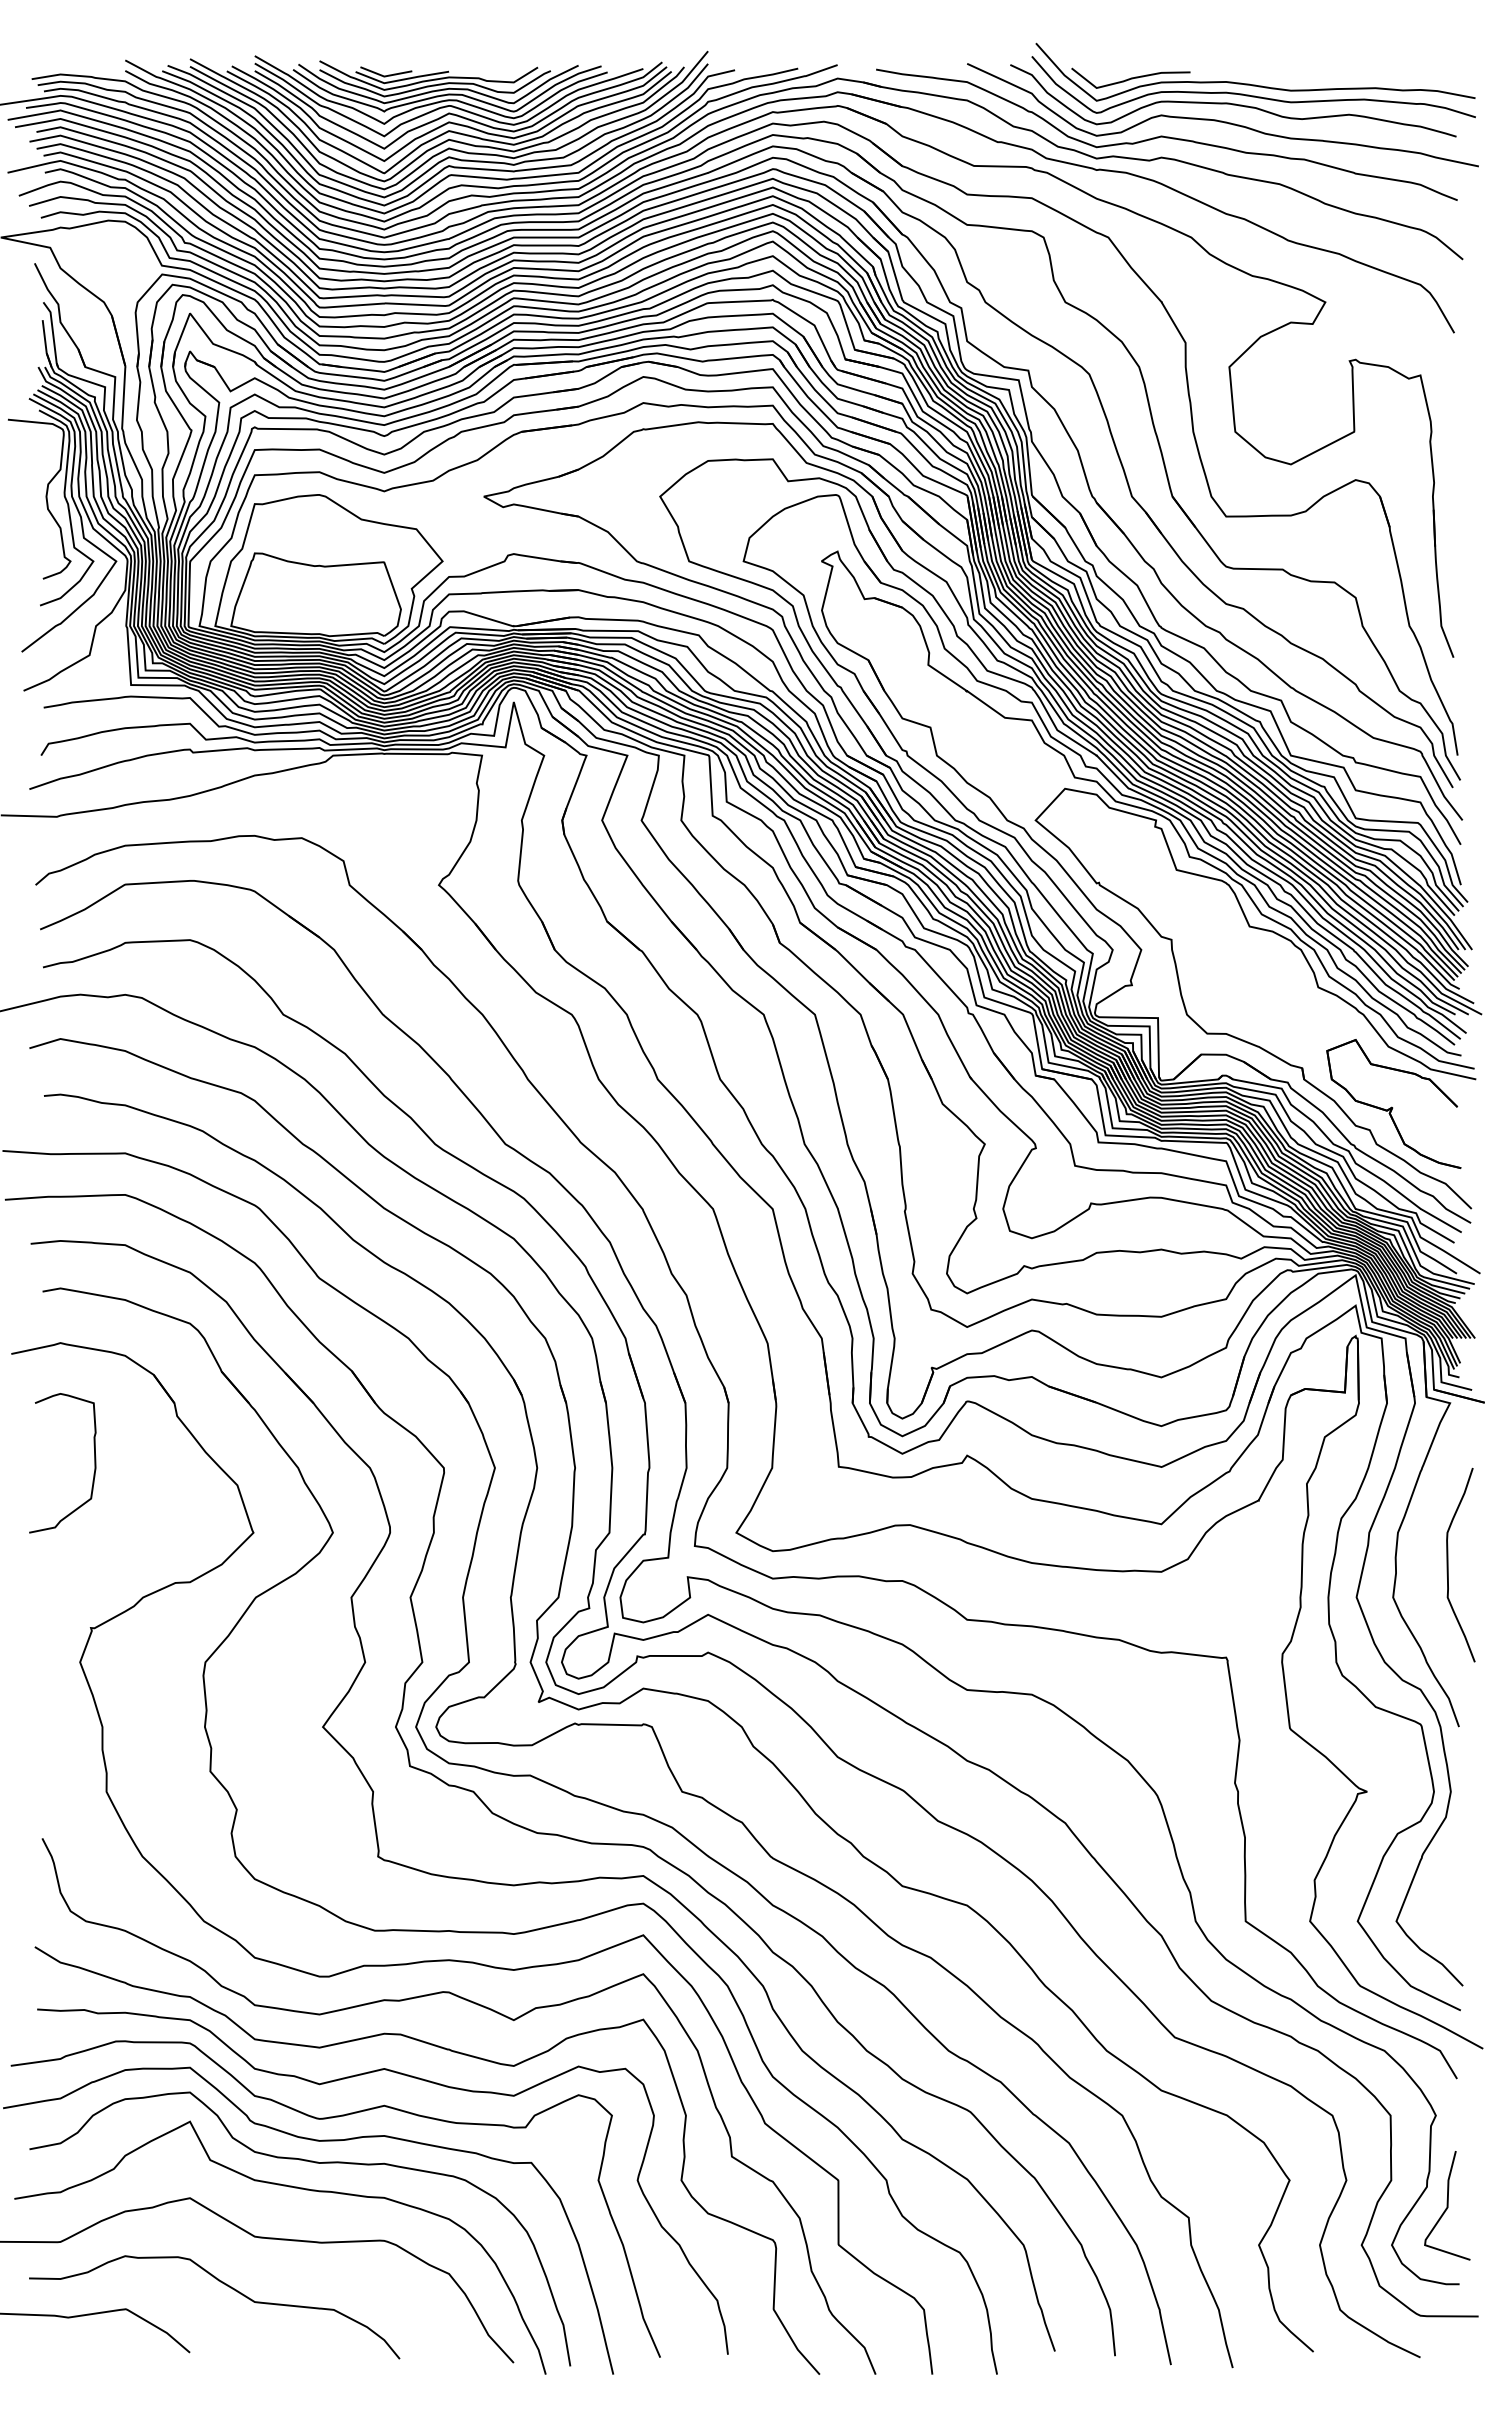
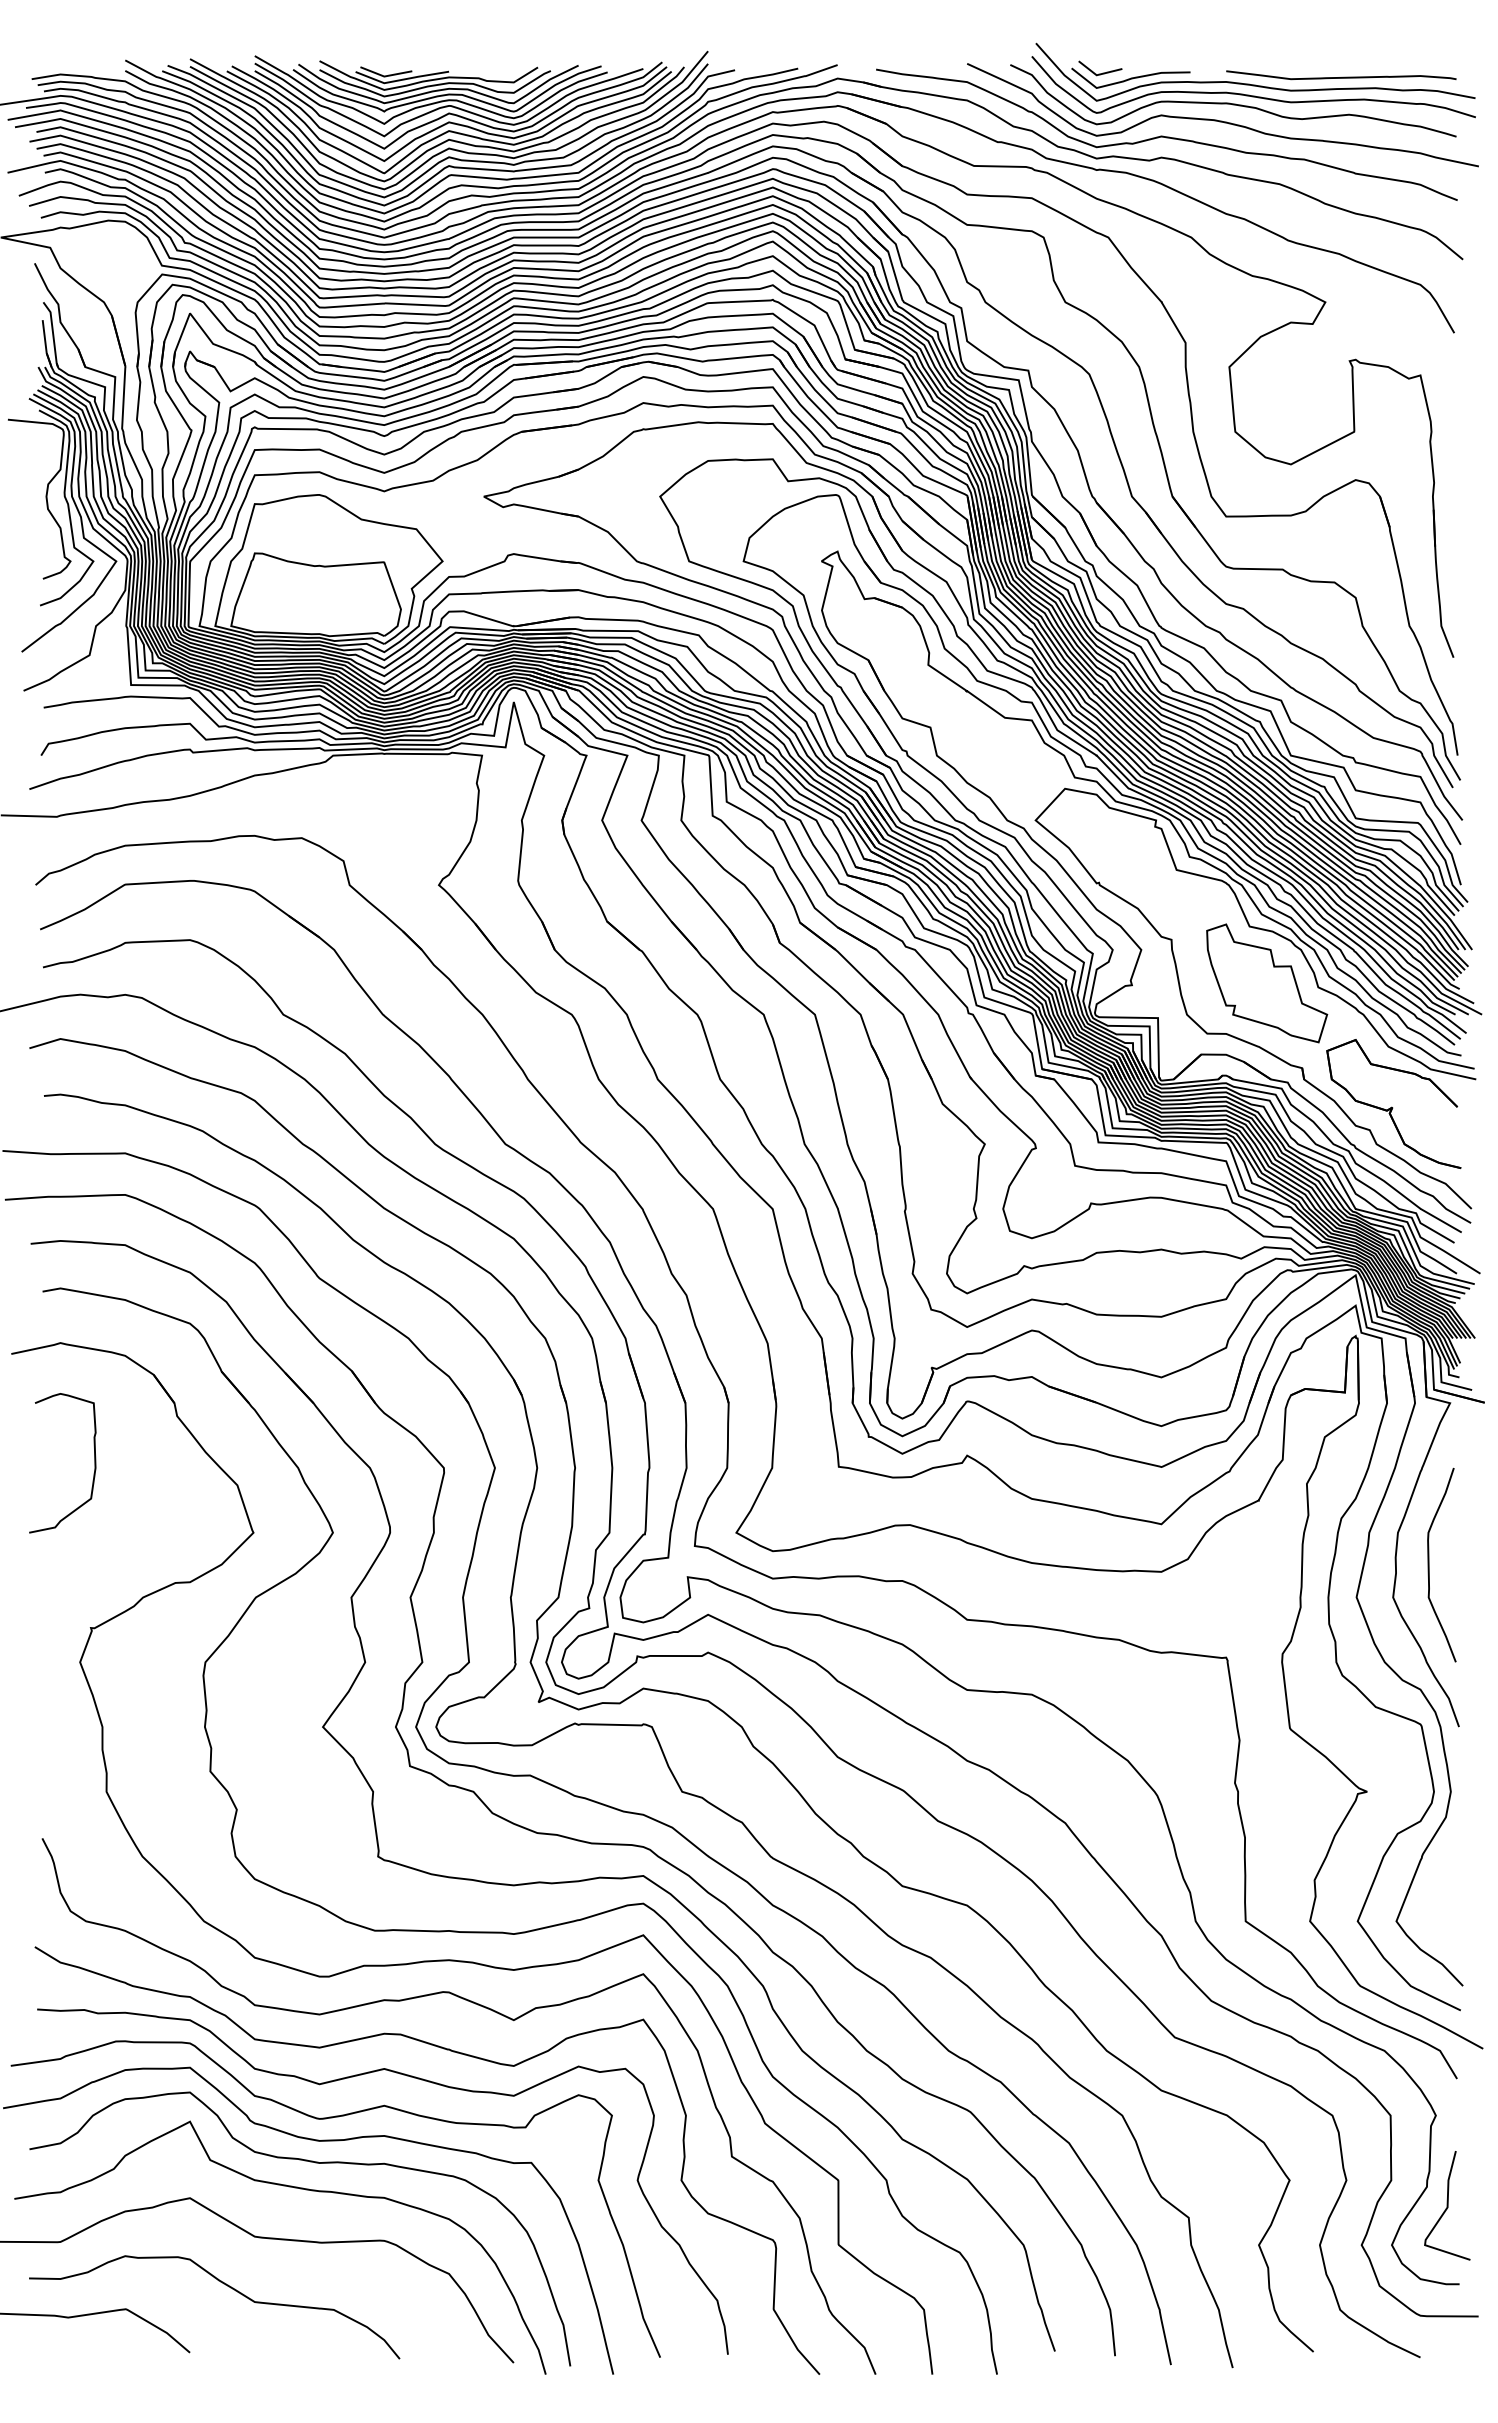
line: none -> present (1102, 72)
curve: none -> present (1342, 76)
part: none -> present (1267, 983)
curve position: (1448, 1564) -> (1429, 1564) (1429, 1564)
